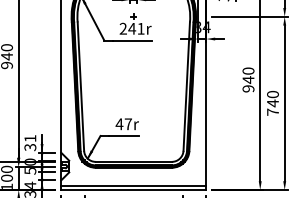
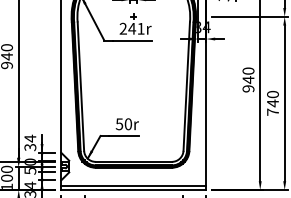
text: 47r -> 50r (123, 124)
text: 31 -> 34 (30, 138)
